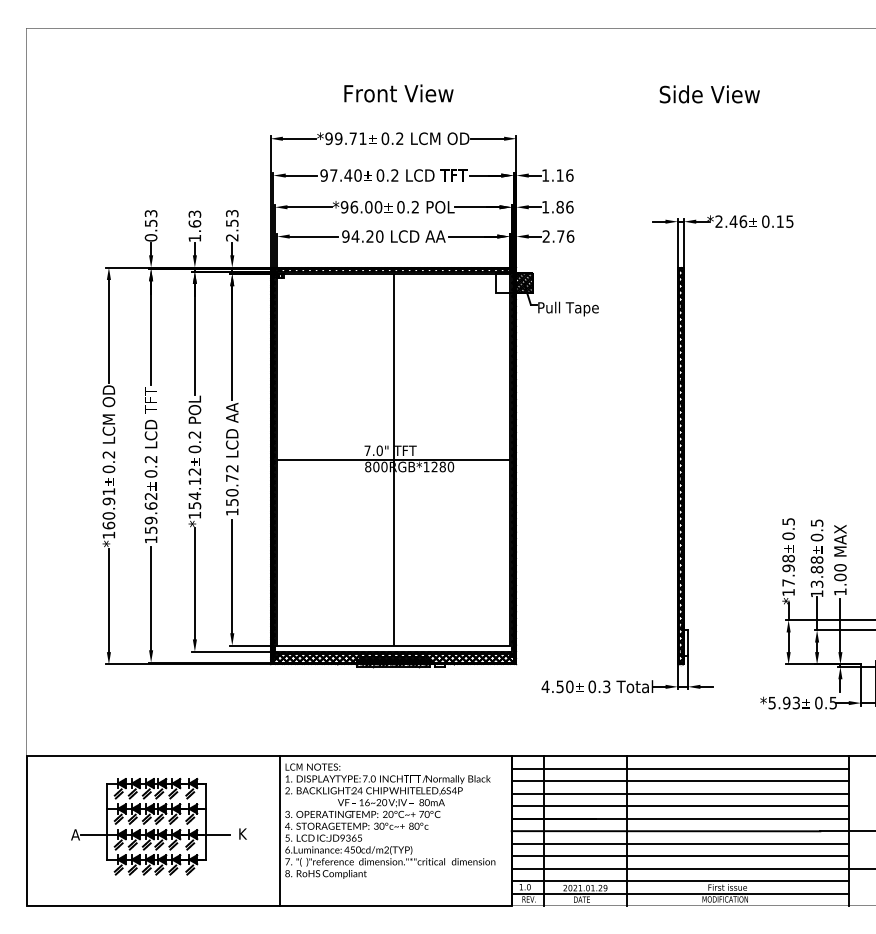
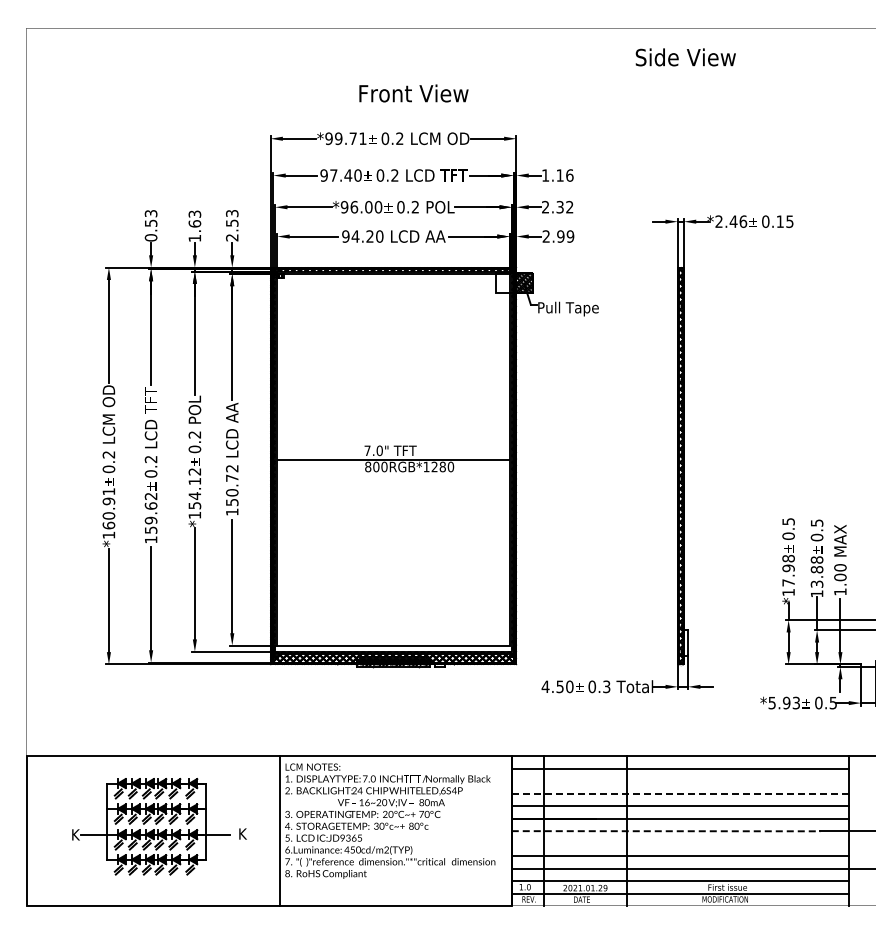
text position: (398, 93) -> (413, 93) (413, 93)
text position: (709, 94) -> (685, 57) (685, 57)
text: 1.86 -> 2.32 (557, 206)
text: 2.76 -> 2.99 (565, 236)
line: present -> none (393, 459)
line: present -> none (679, 781)
line: solid -> dashed (680, 794)
line: solid -> dashed (666, 831)
text: A -> K (75, 834)
line: present -> none (679, 843)
